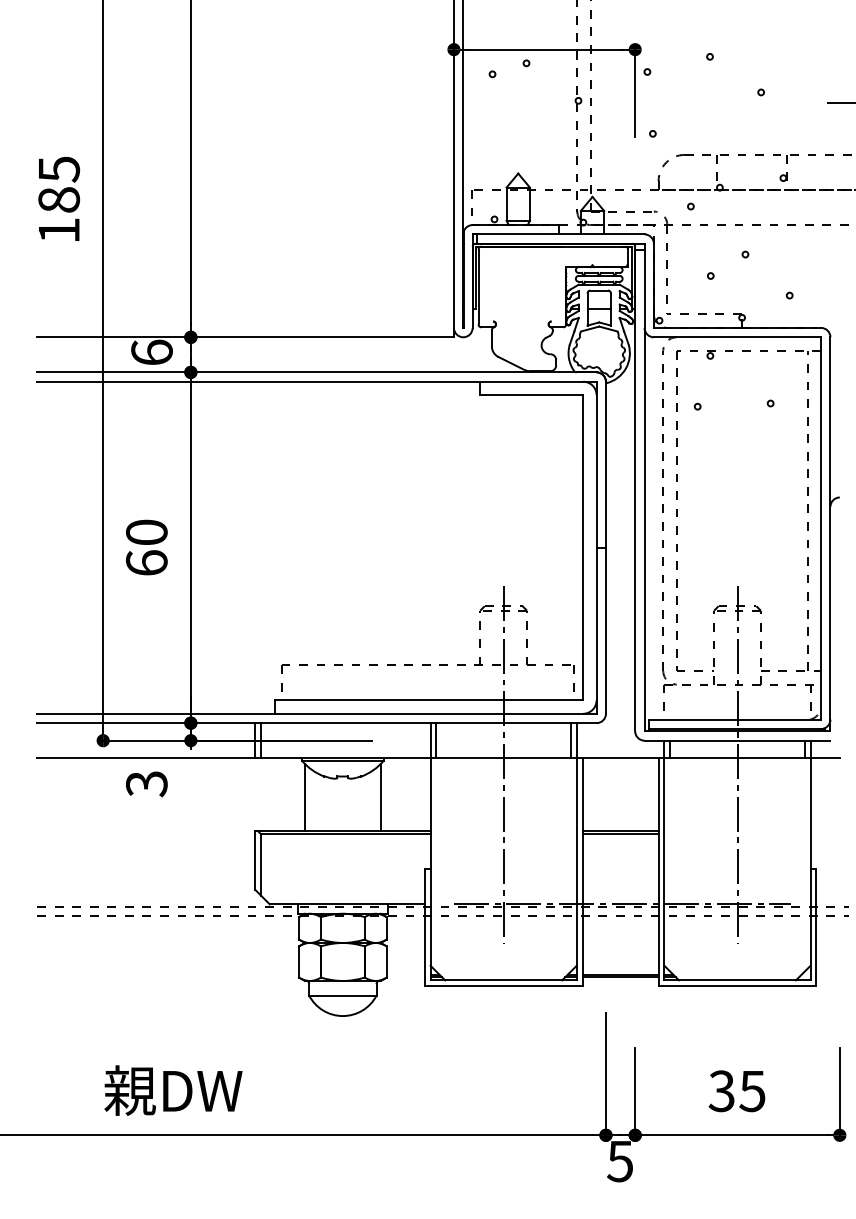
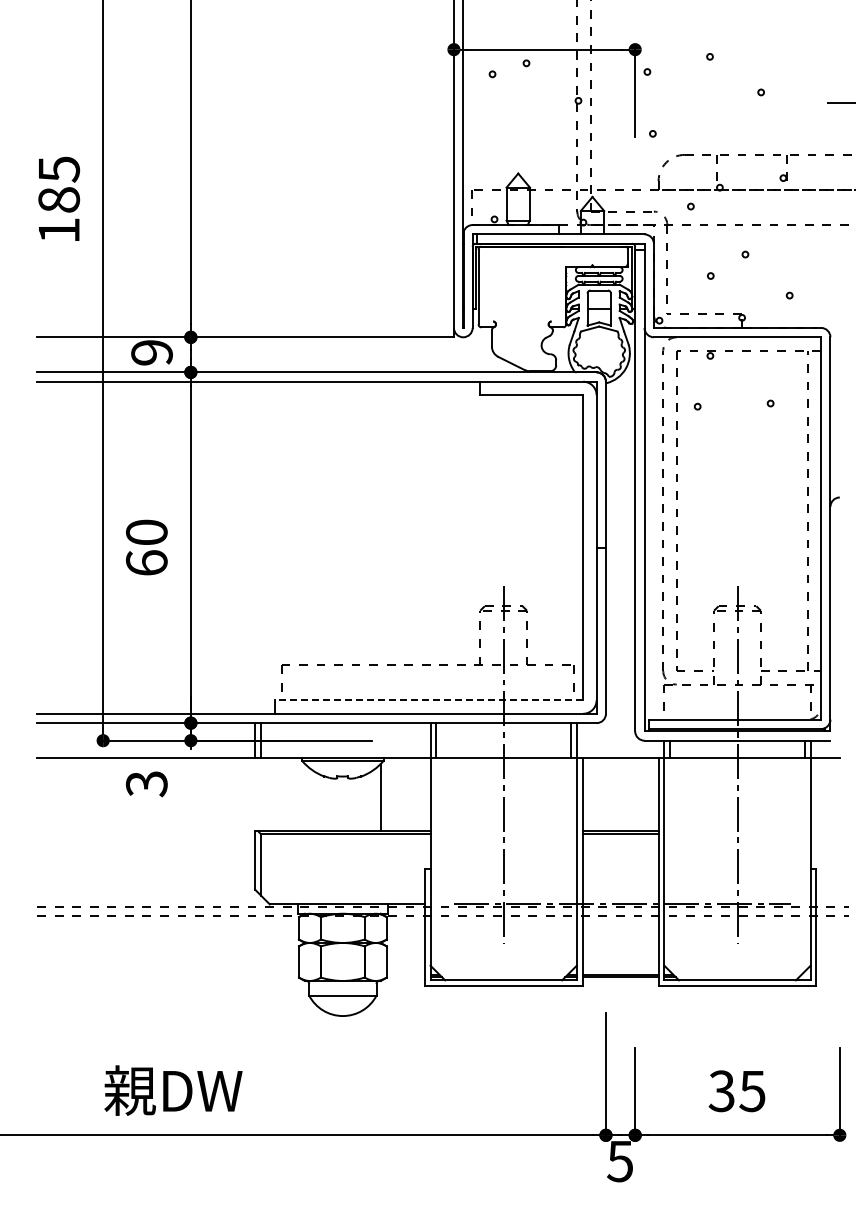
text: 6 -> 9 (151, 352)
line: solid -> dashed (428, 700)
line: present -> none (304, 797)
